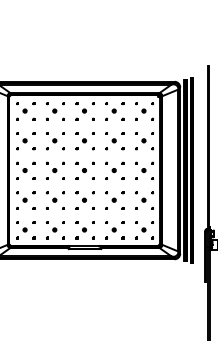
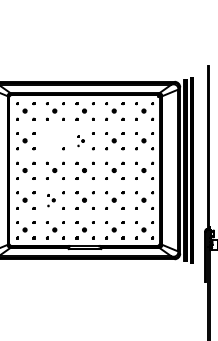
part: present -> none (54, 141)
part size: 12x19 px -> 8x13 px (80, 141)
part size: 13x19 px -> 9x14 px (51, 200)
